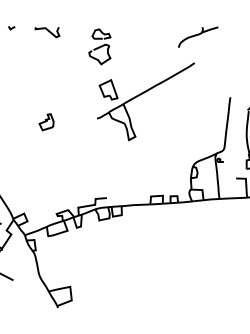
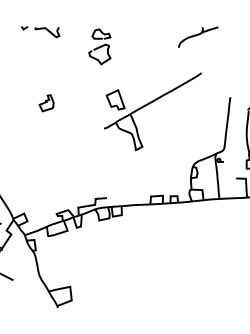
part position: (11, 28) -> (24, 28) (24, 28)
part position: (142, 94) -> (149, 104) (149, 104)
part position: (46, 122) -> (46, 103) (46, 103)
